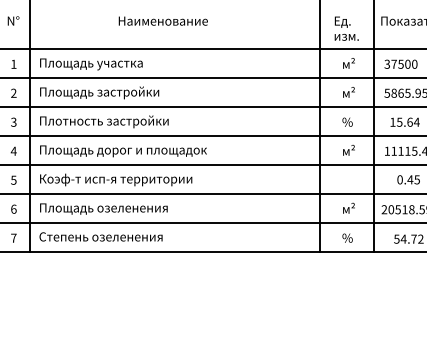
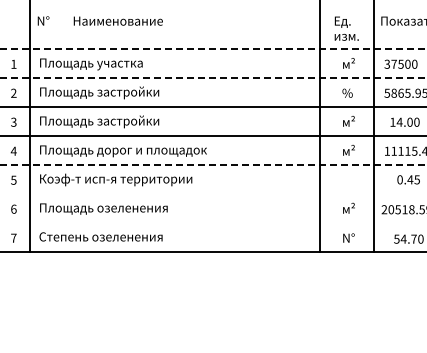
text position: (13, 20) -> (43, 20) (43, 20)
text position: (162, 20) -> (117, 20) (117, 20)
line: solid -> dashed (213, 49)
line: solid -> dashed (213, 78)
text: м² -> % (348, 92)
text: % -> м² (348, 120)
text: Плотность застройки -> Площадь застройки (115, 121)
text: 15.64 -> 14.00 (407, 121)
line: solid -> dashed (213, 164)
line: present -> none (212, 193)
line: present -> none (212, 222)
text: % -> N° (348, 237)
text: 54.72 -> 54.70 (420, 238)
